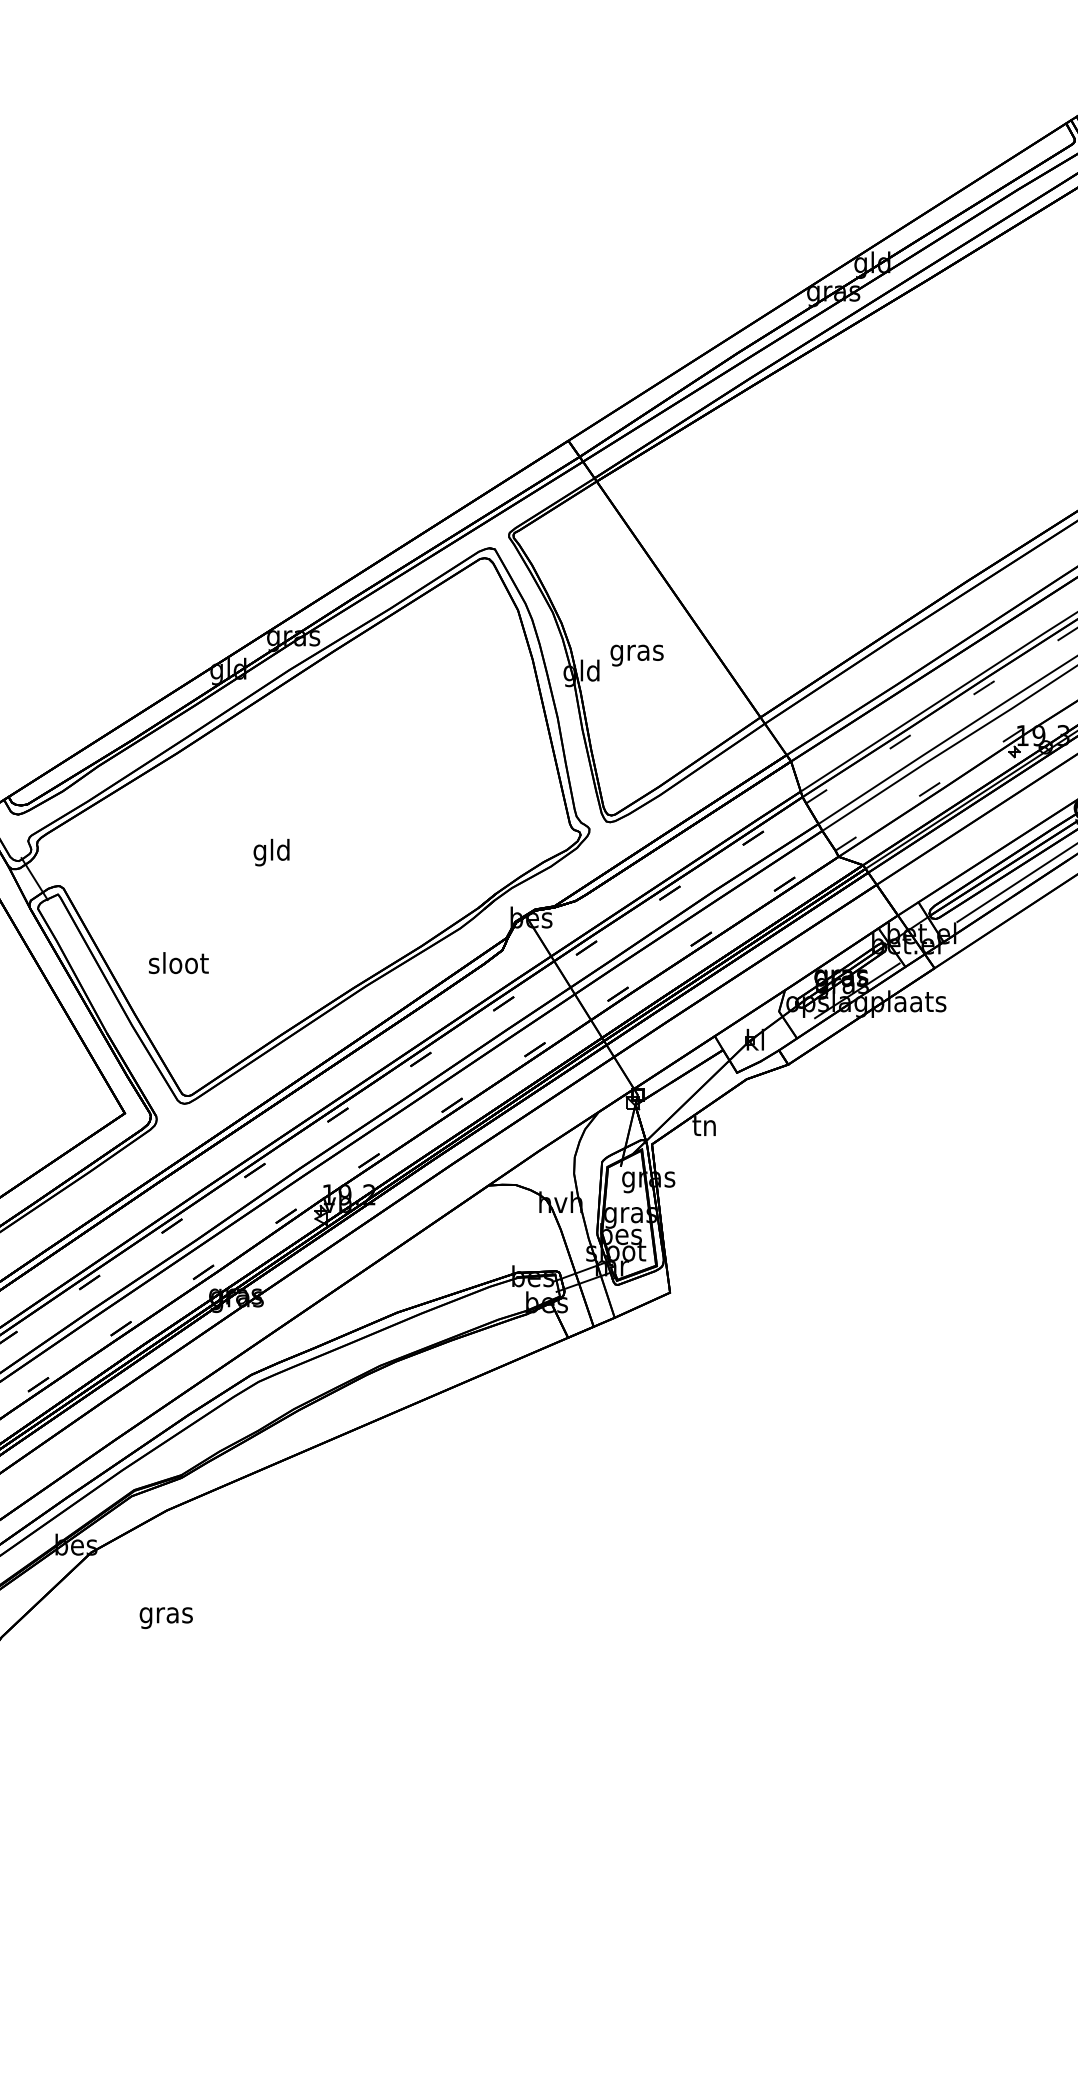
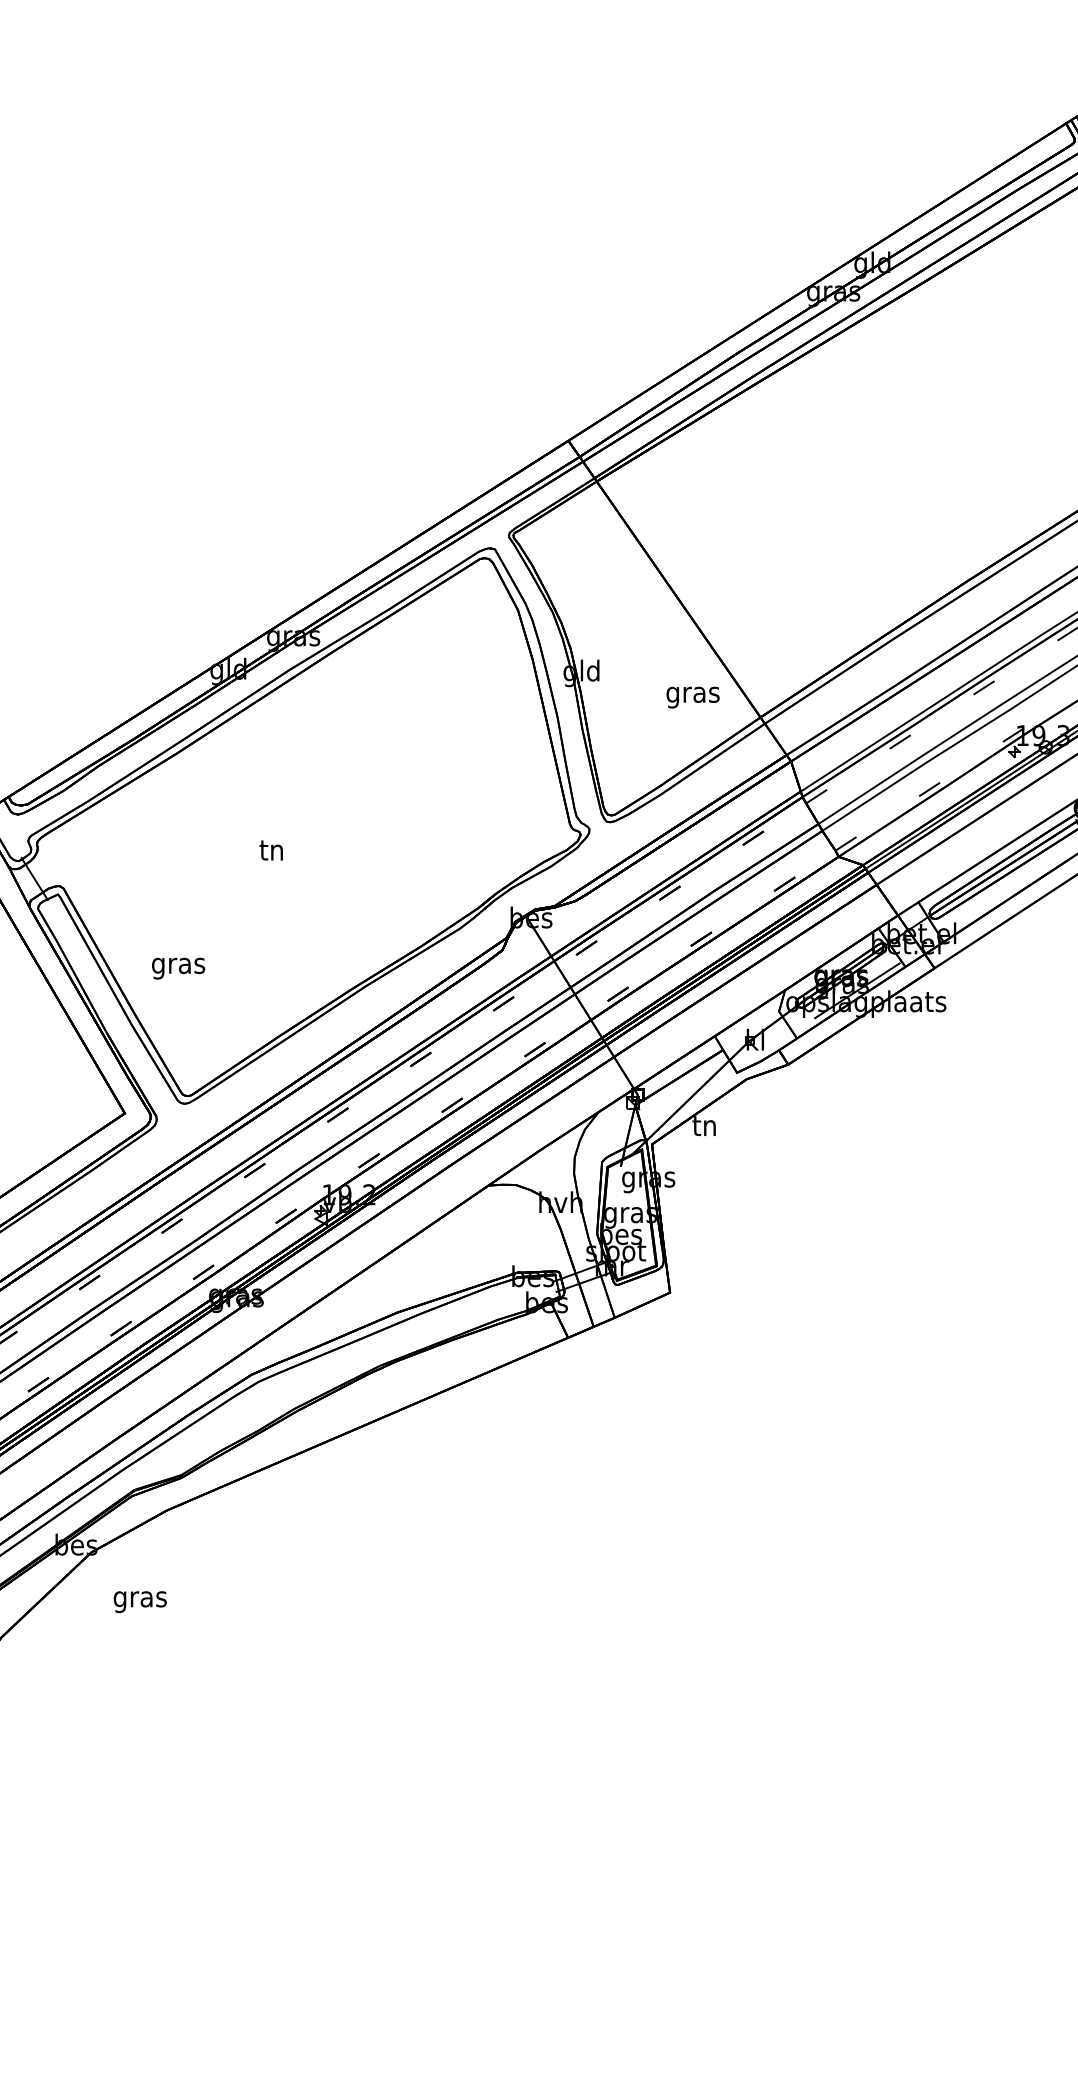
text position: (636, 655) -> (692, 697) (692, 697)
text: gld -> tn (271, 852)
line: present -> none (1015, 883)
text: sloot -> gras (178, 965)
text position: (165, 1618) -> (139, 1602) (139, 1602)
